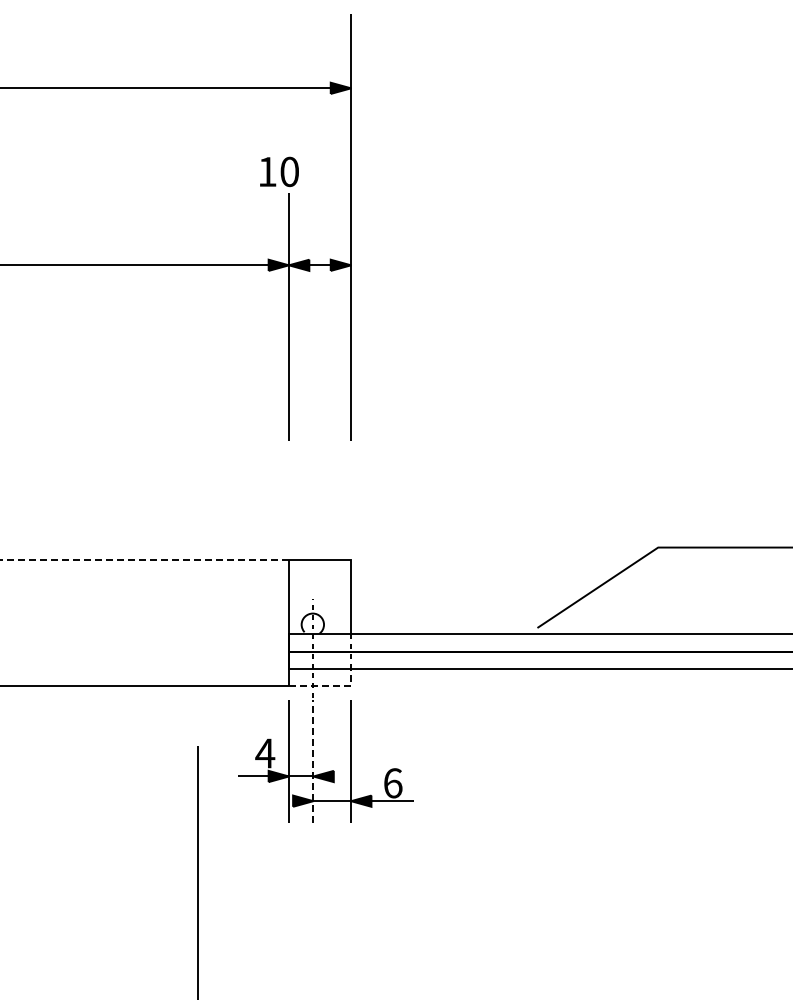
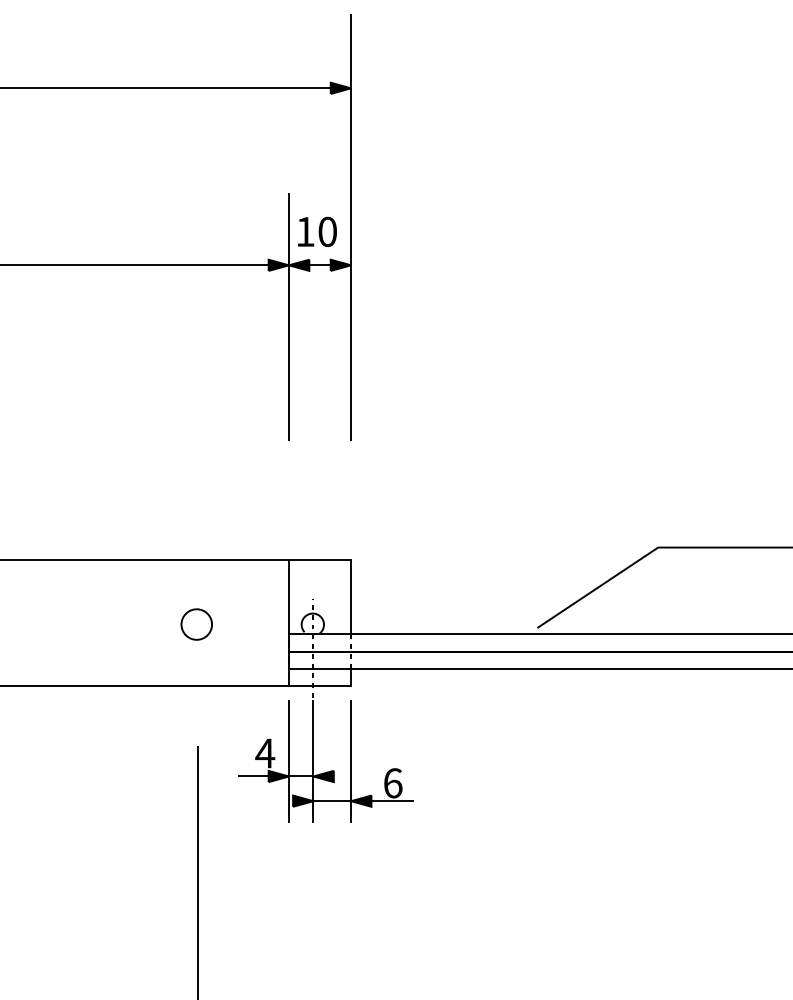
part position: (279, 171) -> (317, 231) (317, 231)
line: dashed -> solid (144, 560)
part: none -> present (196, 624)
line: dashed -> solid (331, 685)
line: dashed -> solid (313, 760)
